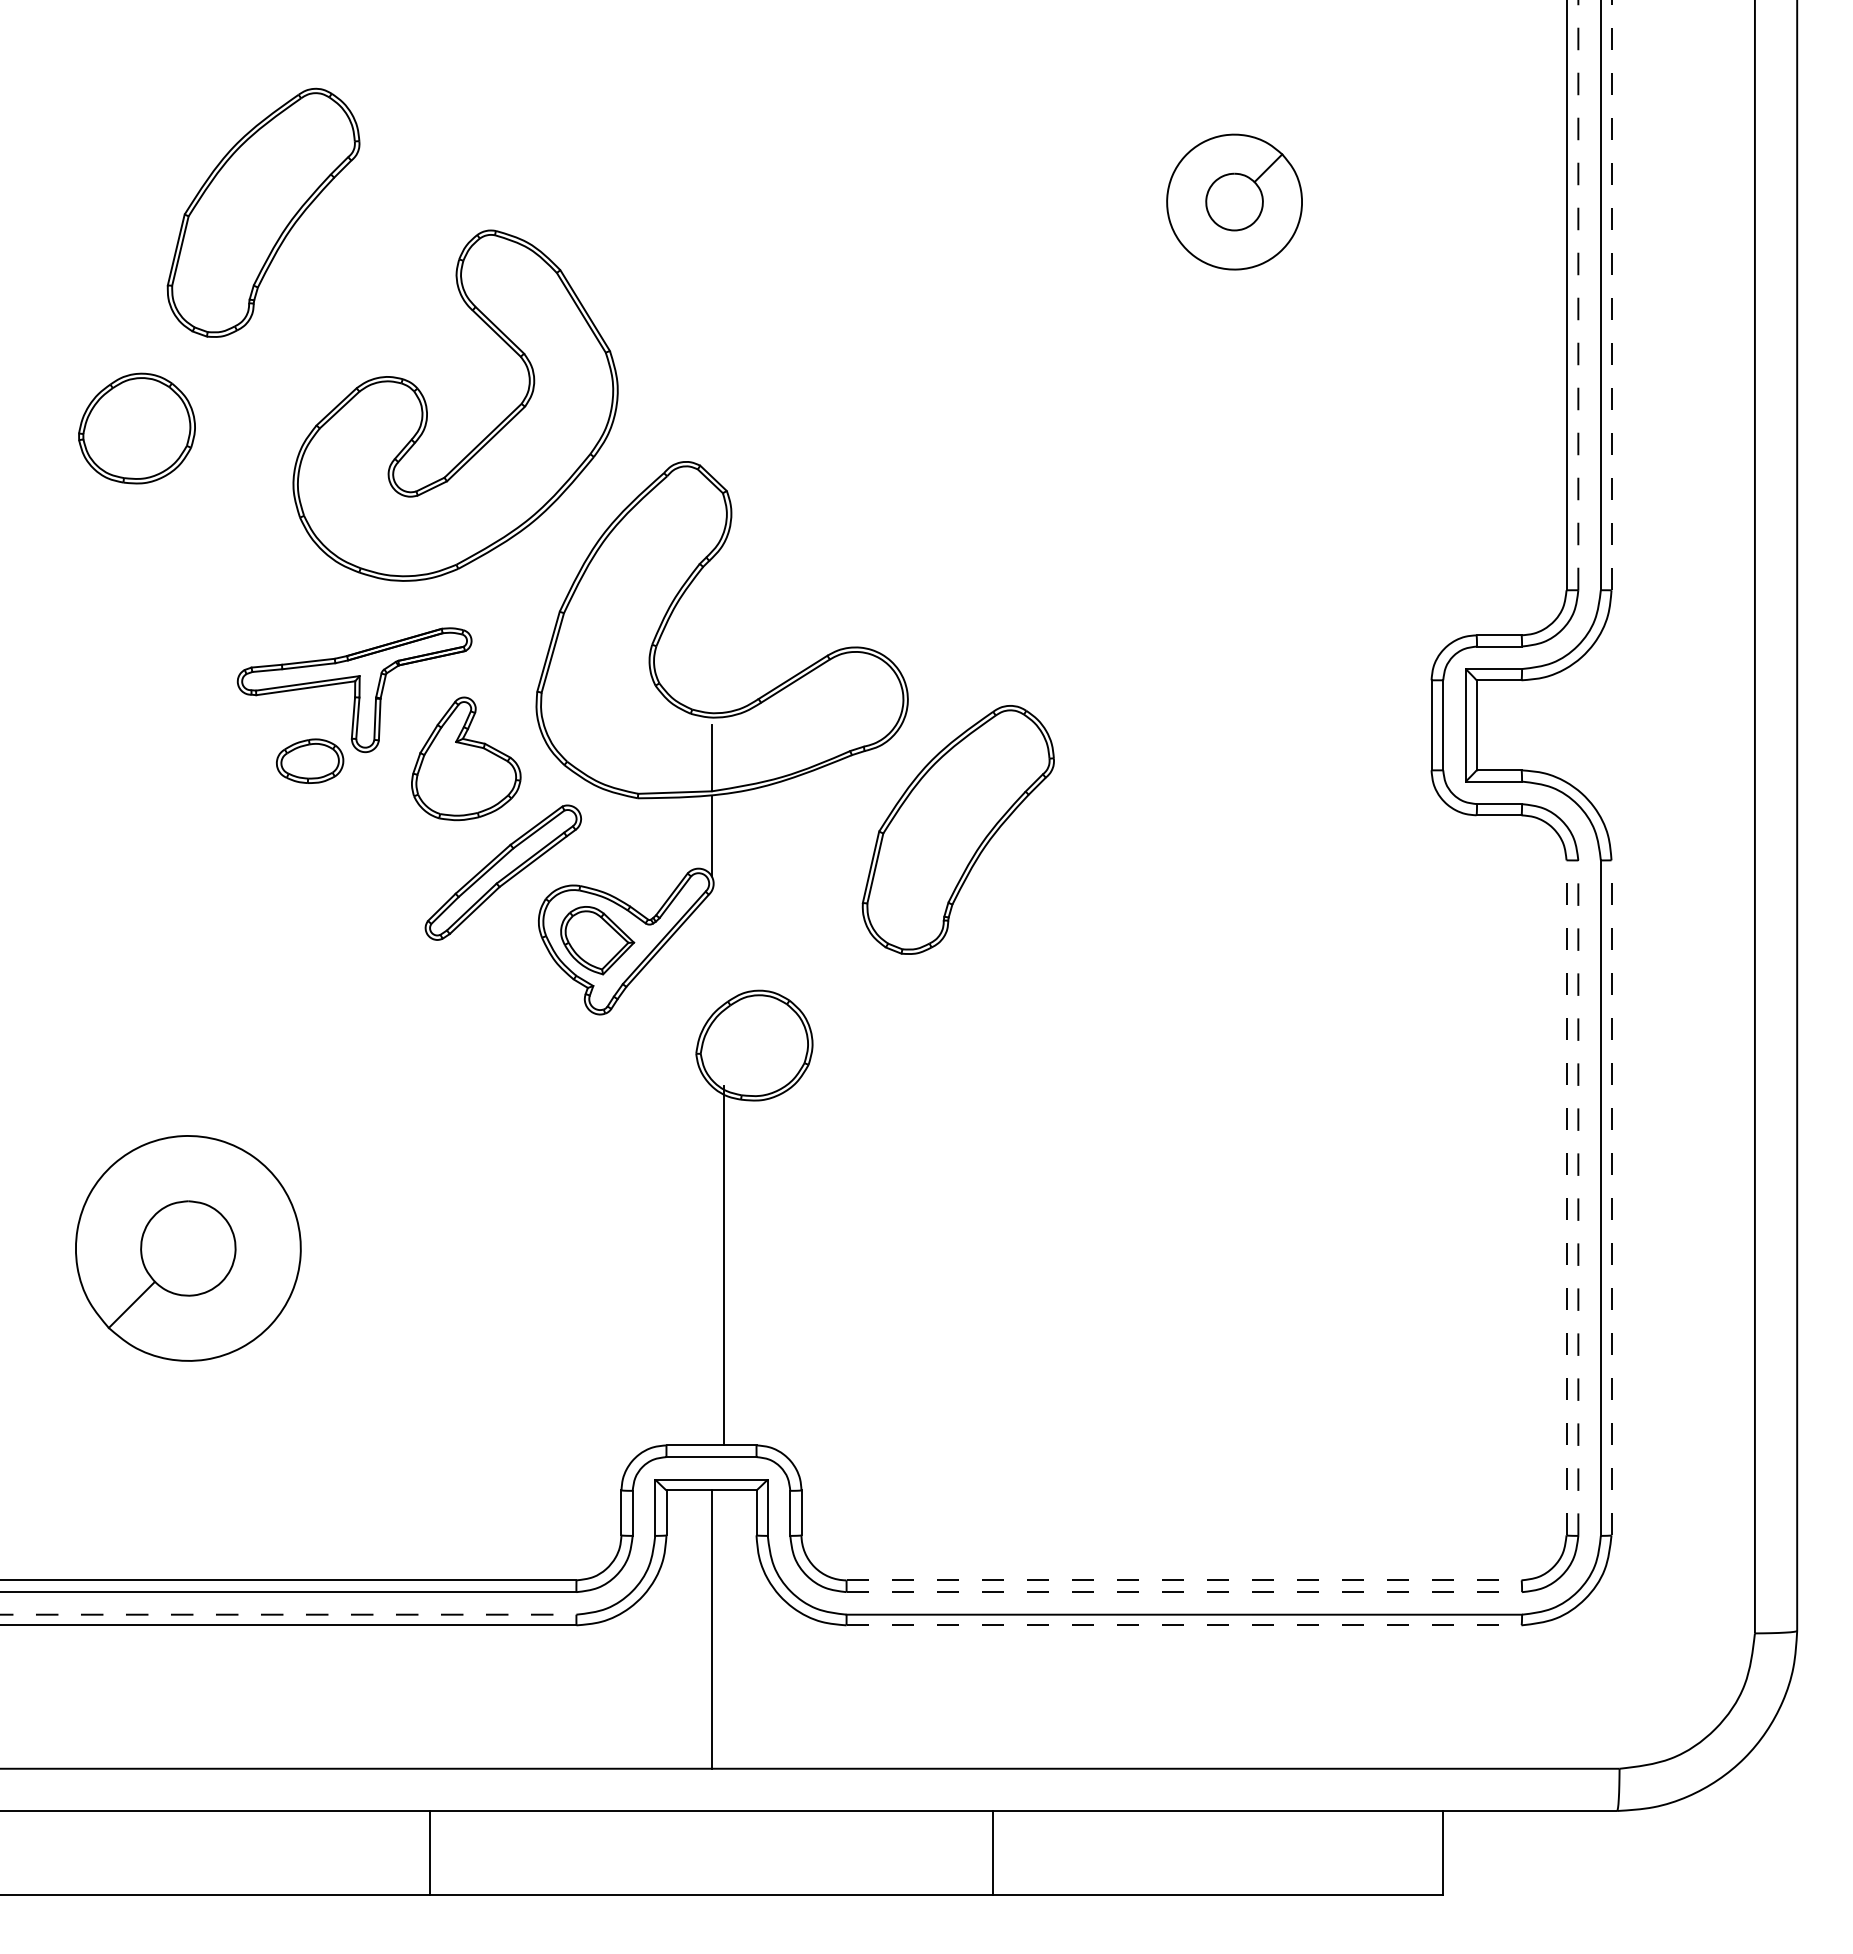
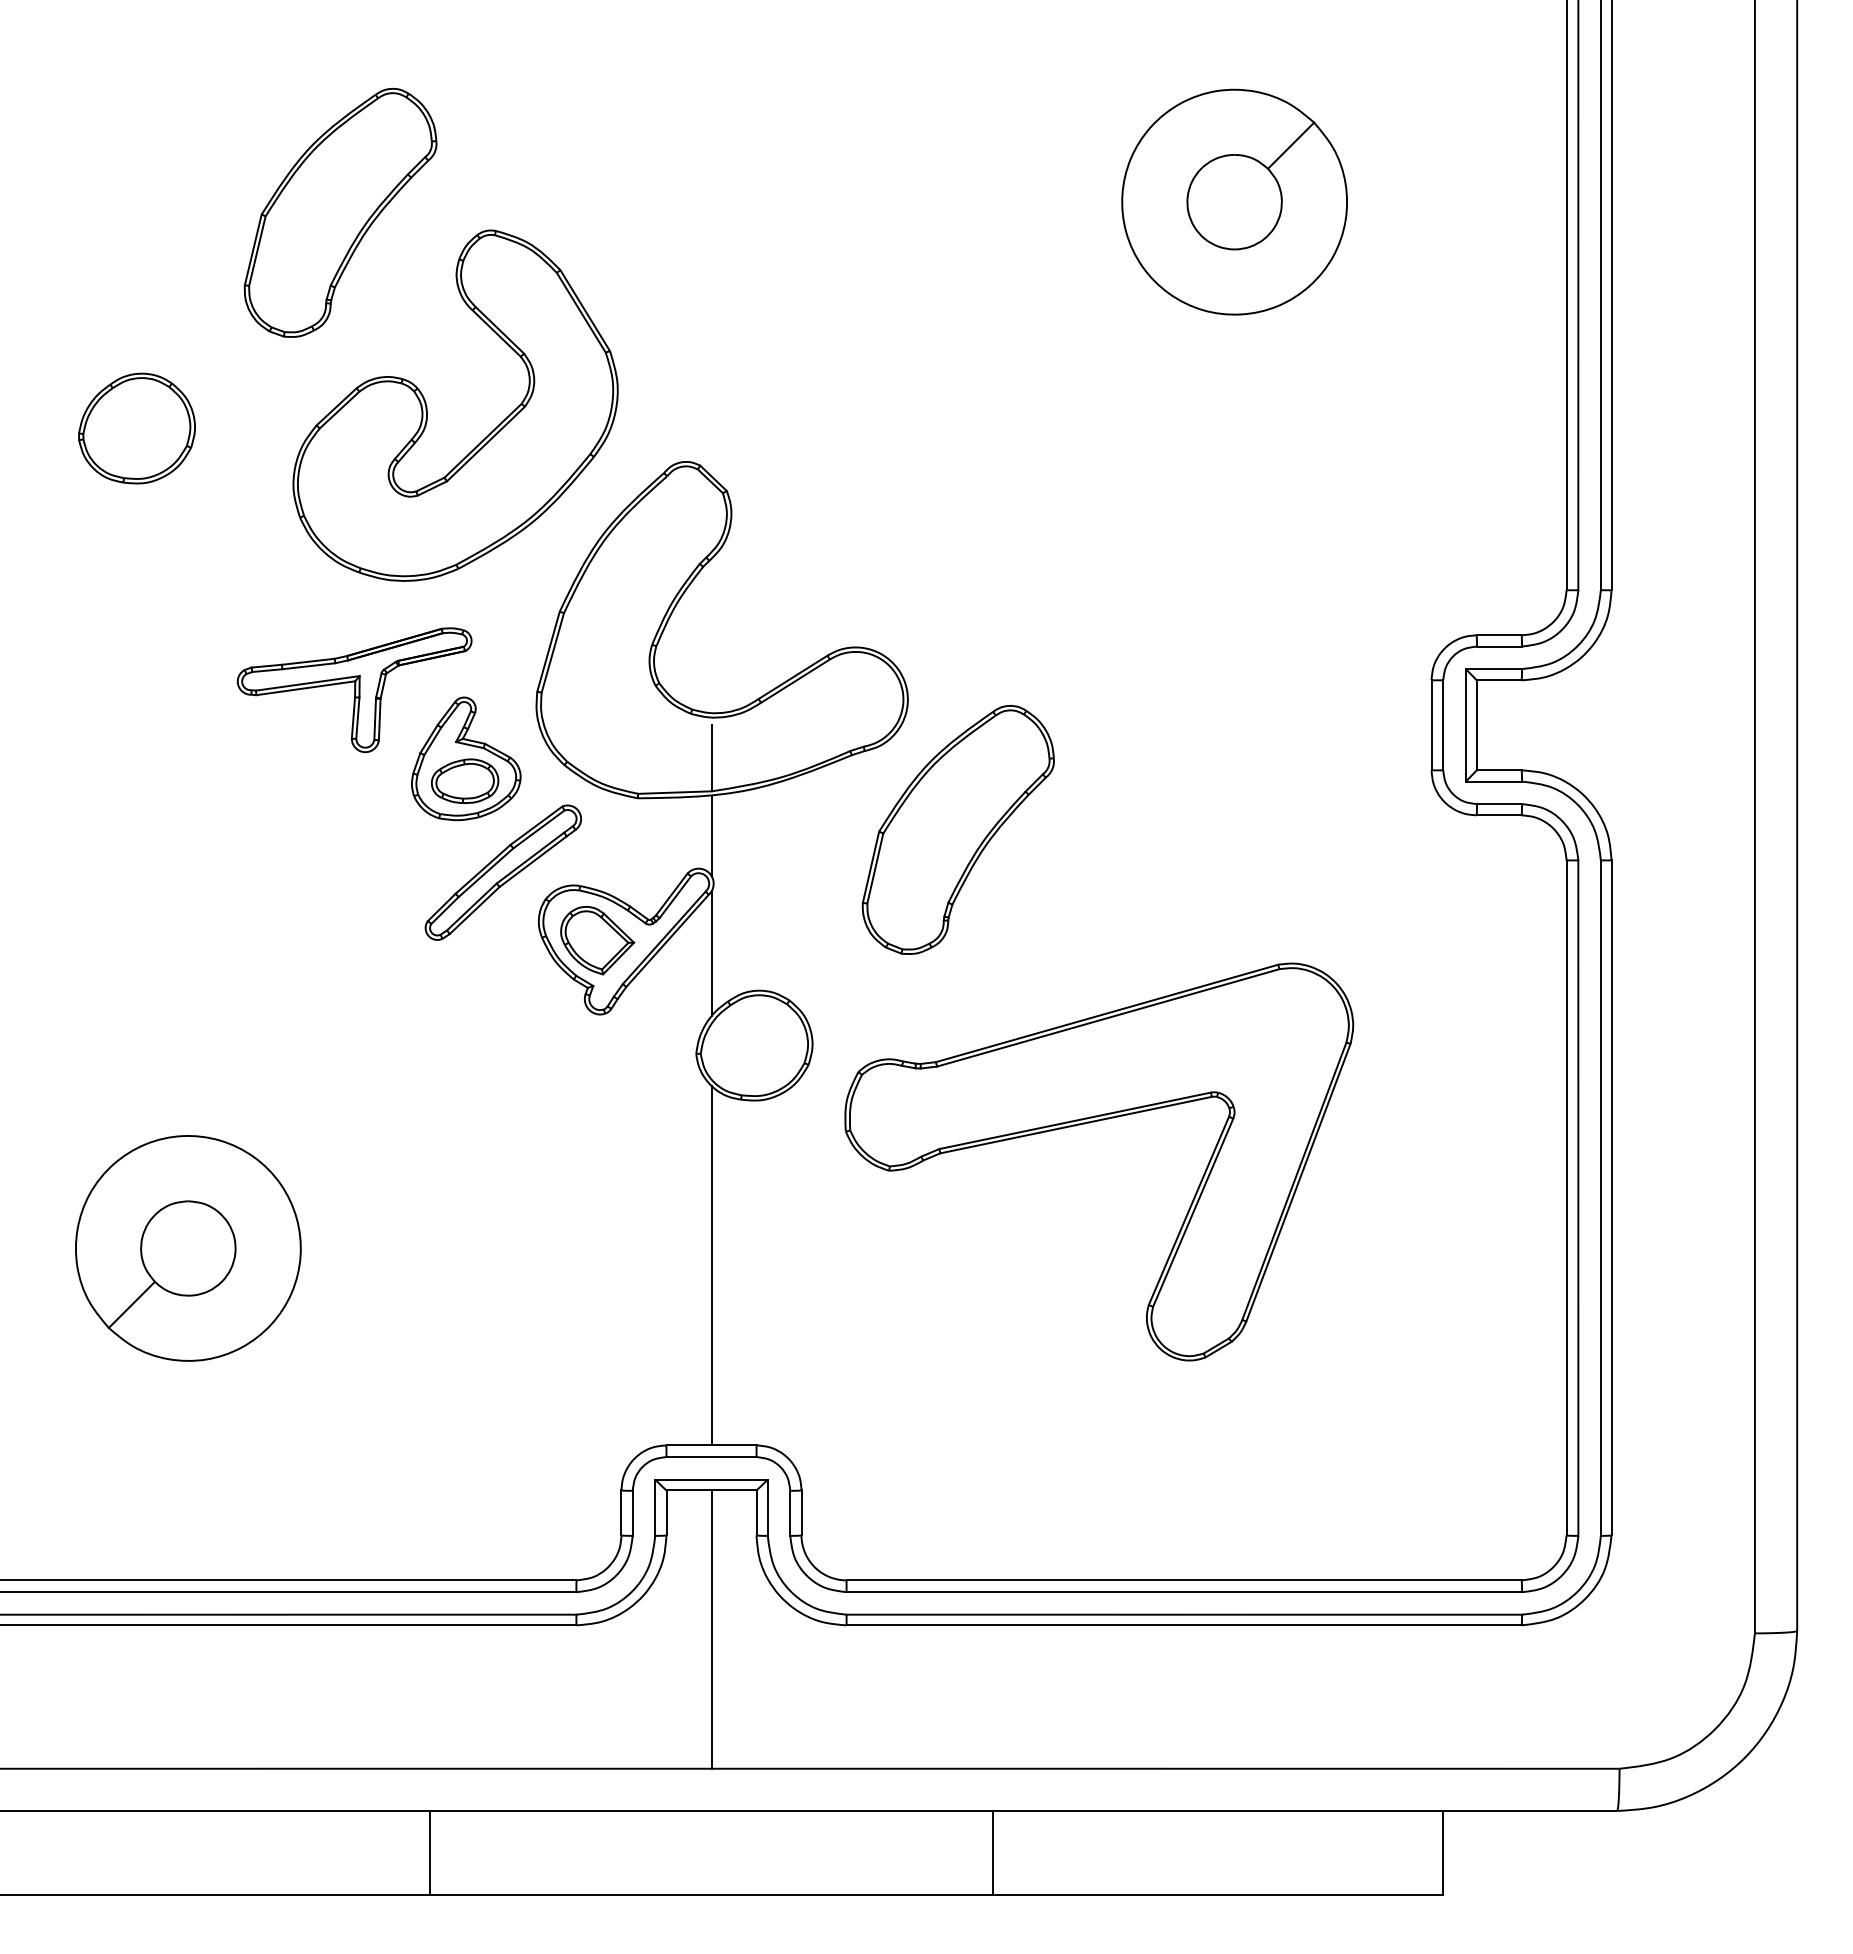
part size: 137x138 px -> 227x228 px (1234, 201)
part position: (263, 212) -> (340, 212) (340, 212)
line: dashed -> solid (1611, 294)
line: dashed -> solid (1578, 295)
part position: (310, 760) -> (465, 780) (465, 780)
line: none -> present (711, 953)
part: none -> present (1089, 1123)
line: dashed -> solid (1566, 1197)
line: dashed -> solid (1611, 1197)
line: dashed -> solid (1578, 1198)
line position: (723, 1265) -> (711, 1265) (711, 1265)
line: dashed -> solid (1184, 1580)
line: dashed -> solid (1184, 1592)
line: dashed -> solid (288, 1614)
line: dashed -> solid (1184, 1625)
